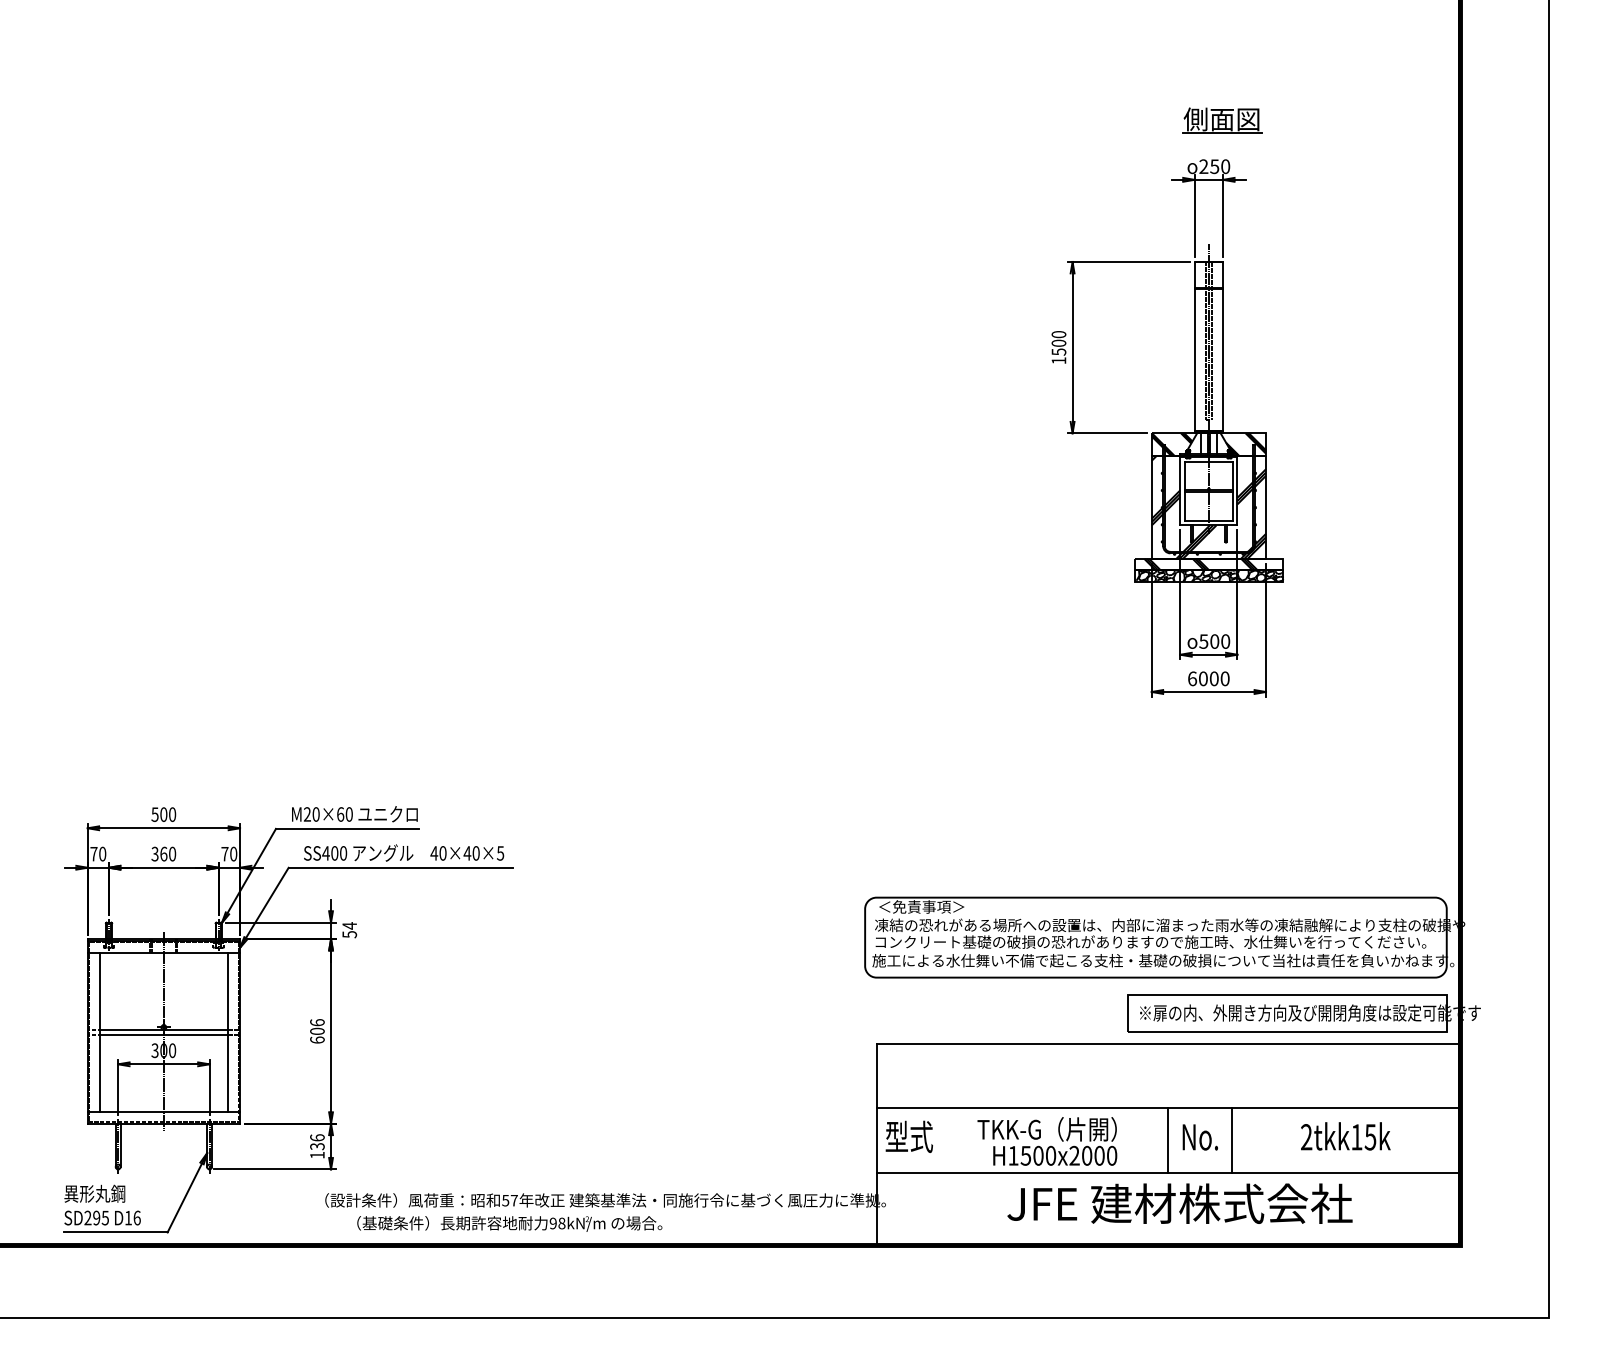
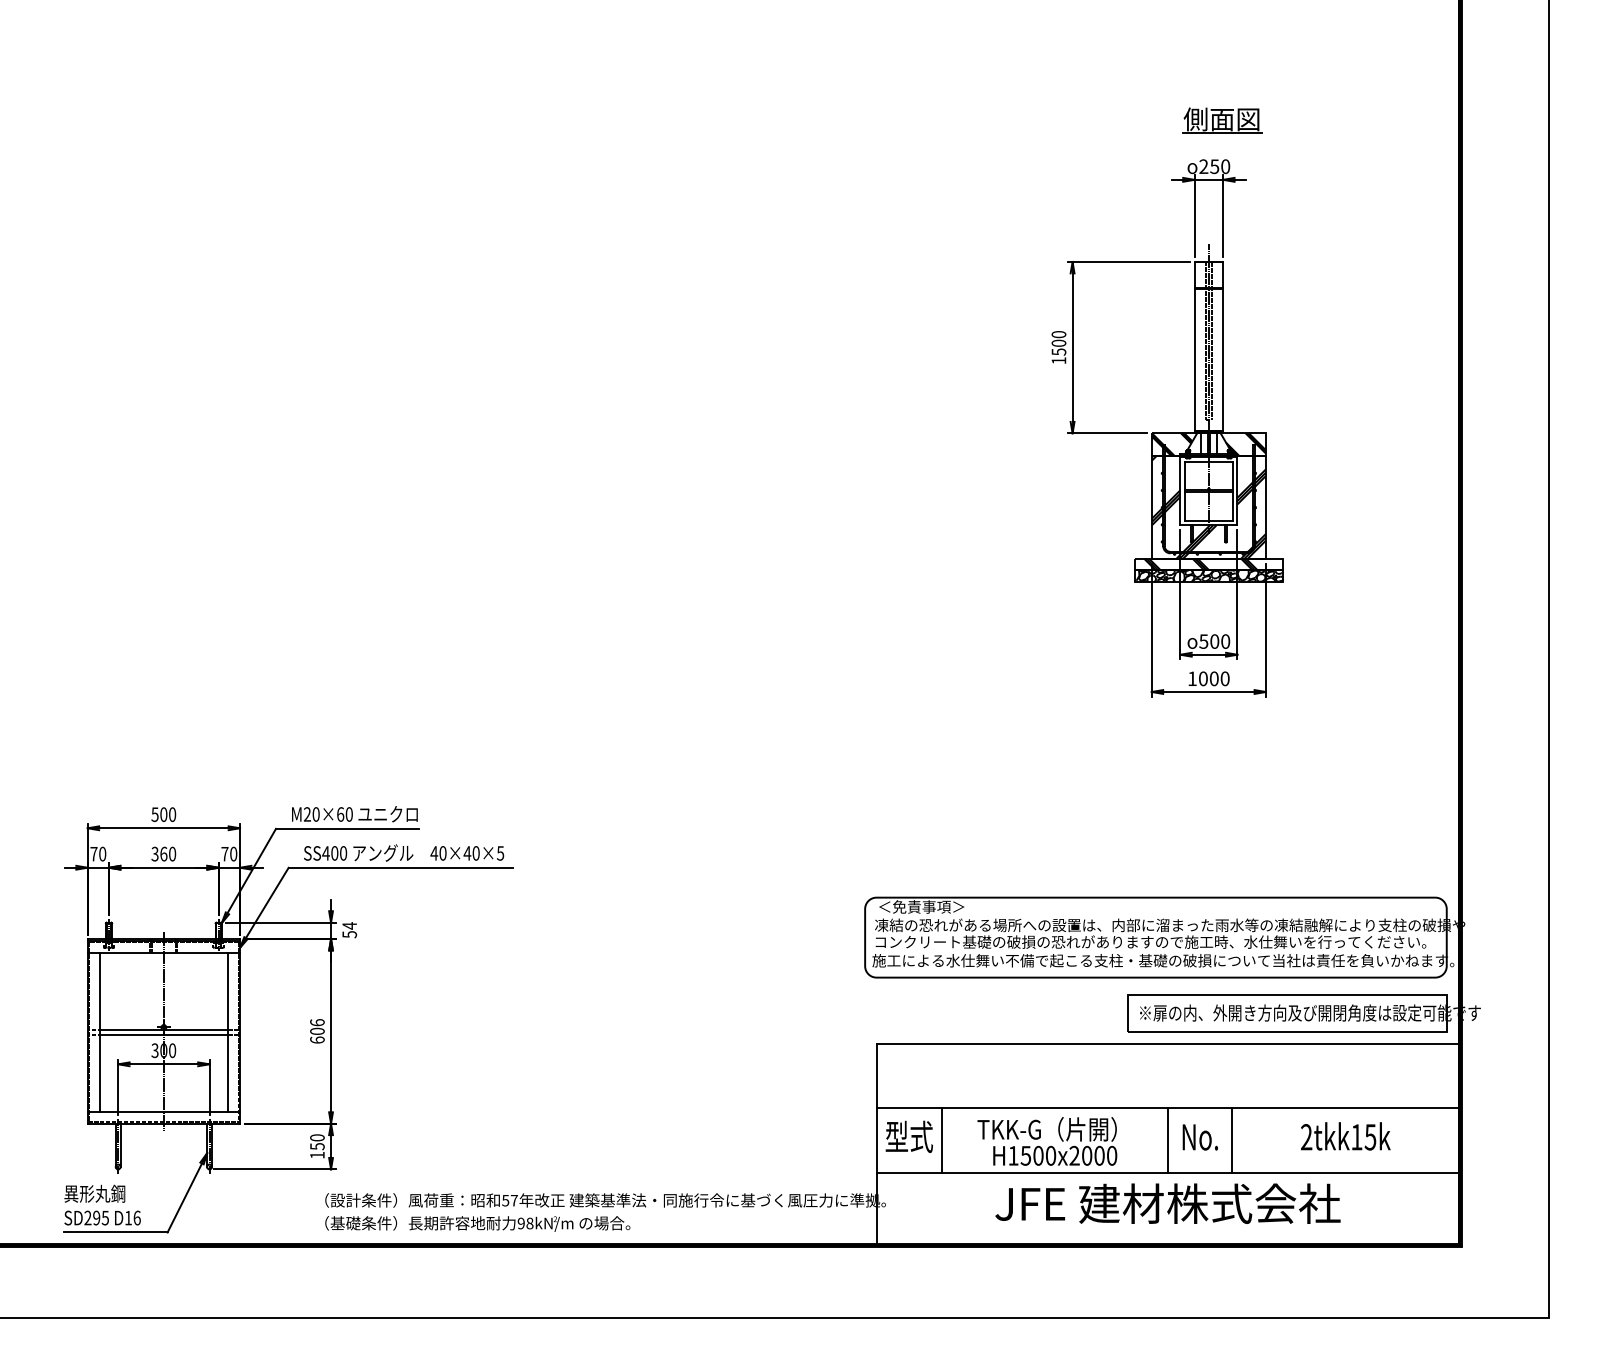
text: 6000 -> 1000 (1192, 678)
line: none -> present (941, 1140)
text: 136 -> 150 (317, 1141)
text position: (1179, 1203) -> (1167, 1203) (1167, 1203)
text position: (509, 1223) -> (477, 1223) (477, 1223)
